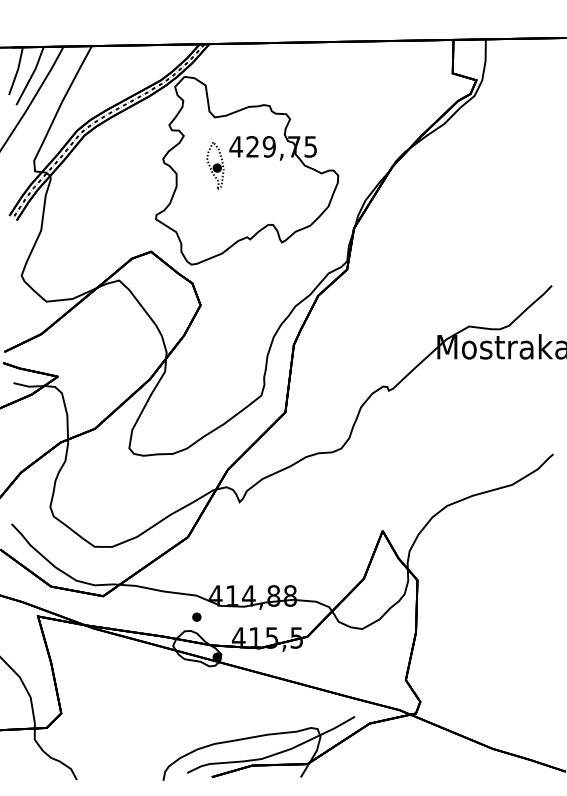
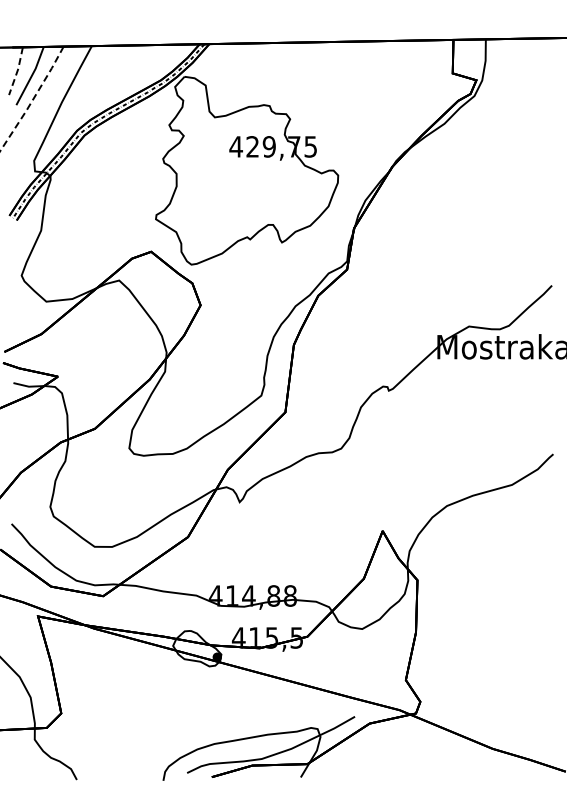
line: solid -> dashed (17, 70)
line: solid -> dashed (32, 99)
part: present -> none (215, 165)
part: present -> none (196, 616)
